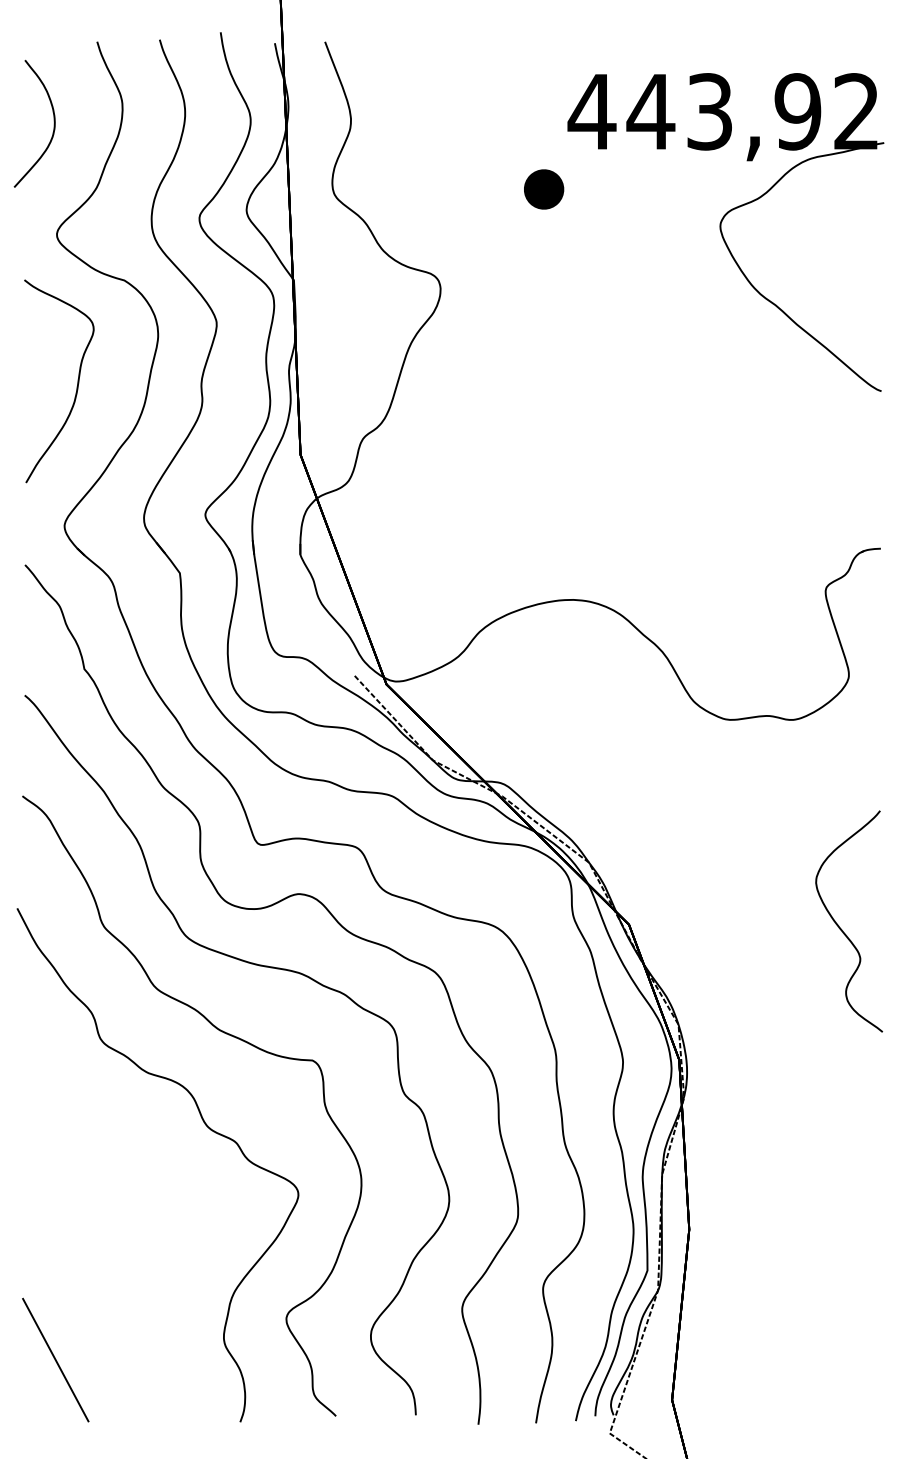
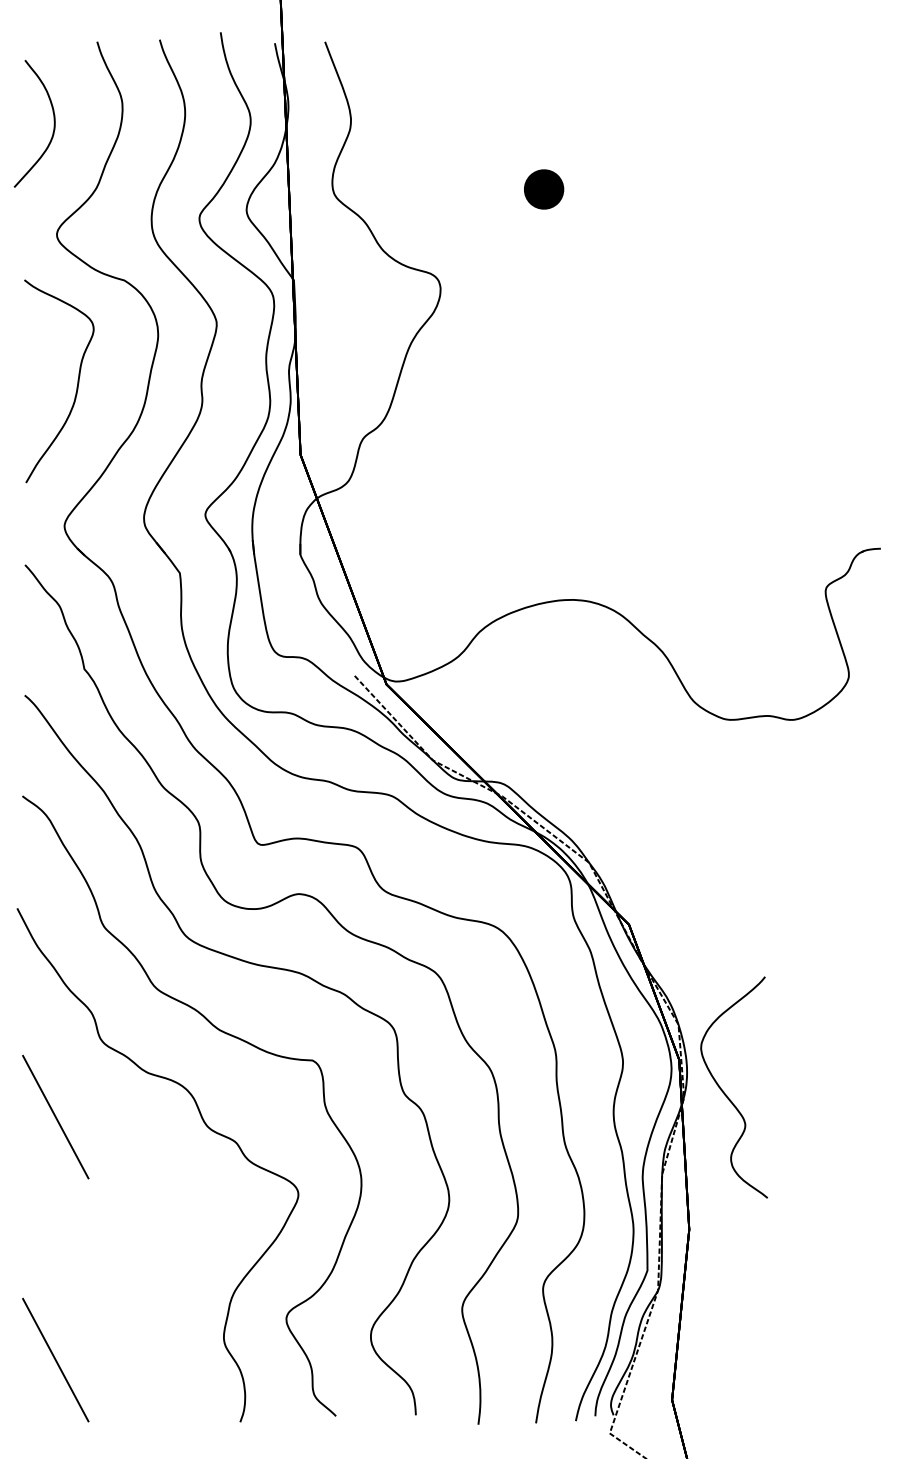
part: present -> none (725, 232)
curve position: (841, 928) -> (726, 1094) (726, 1094)
line: none -> present (55, 1116)
